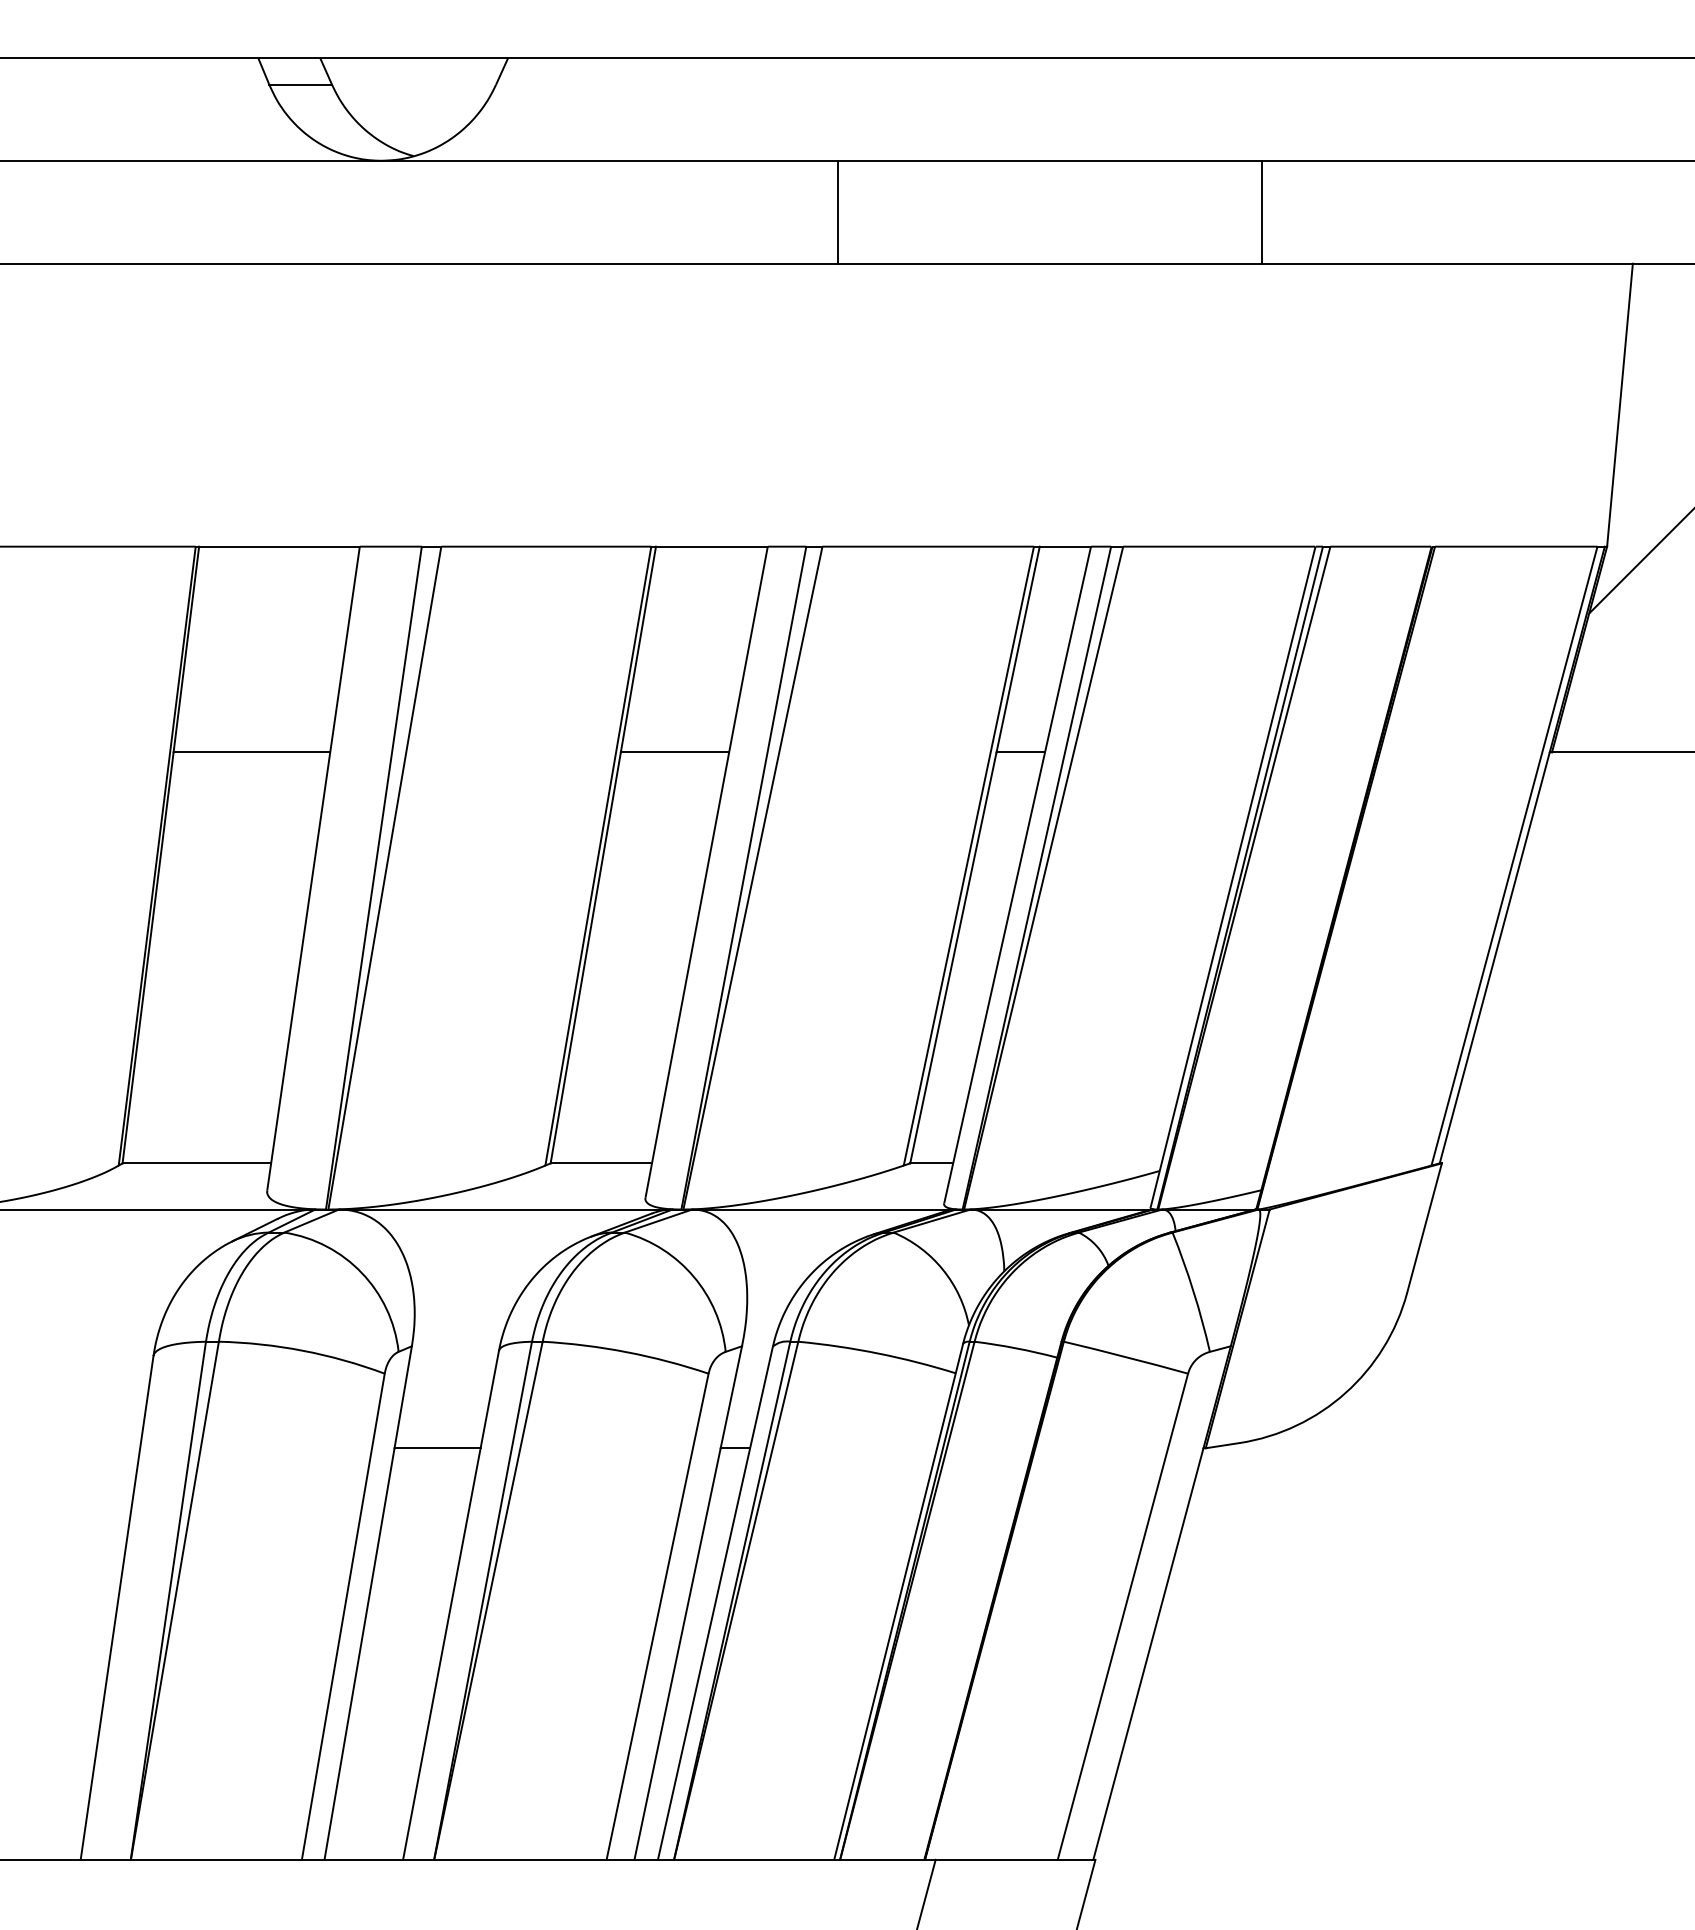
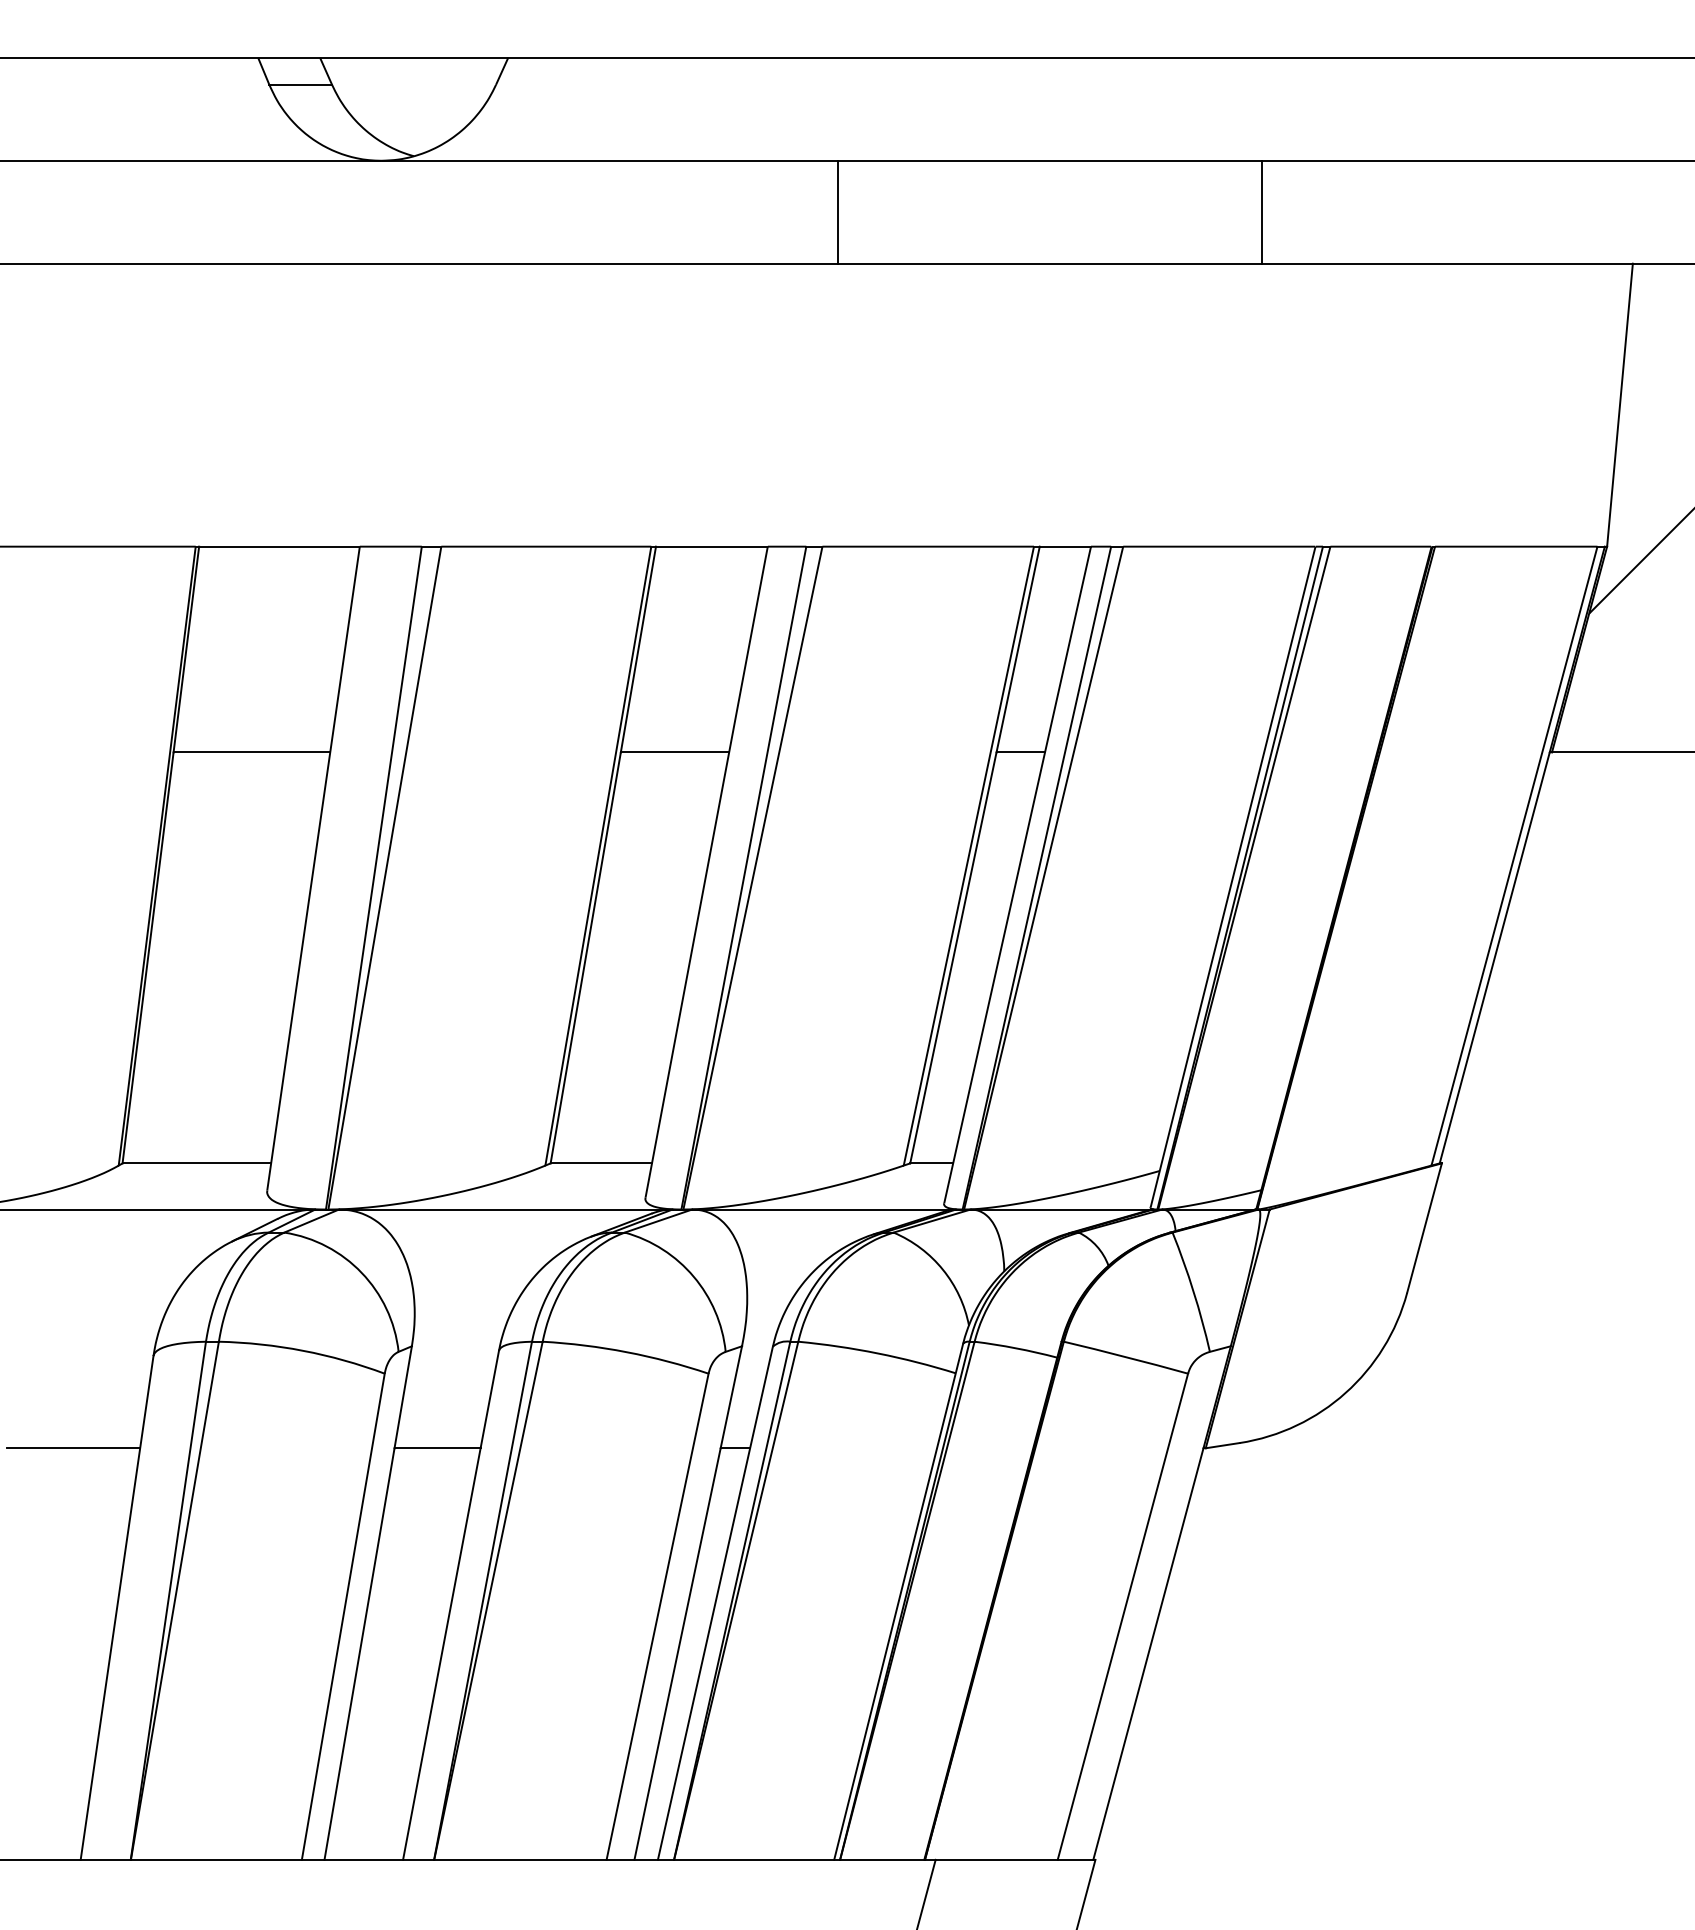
line: none -> present (73, 1448)
